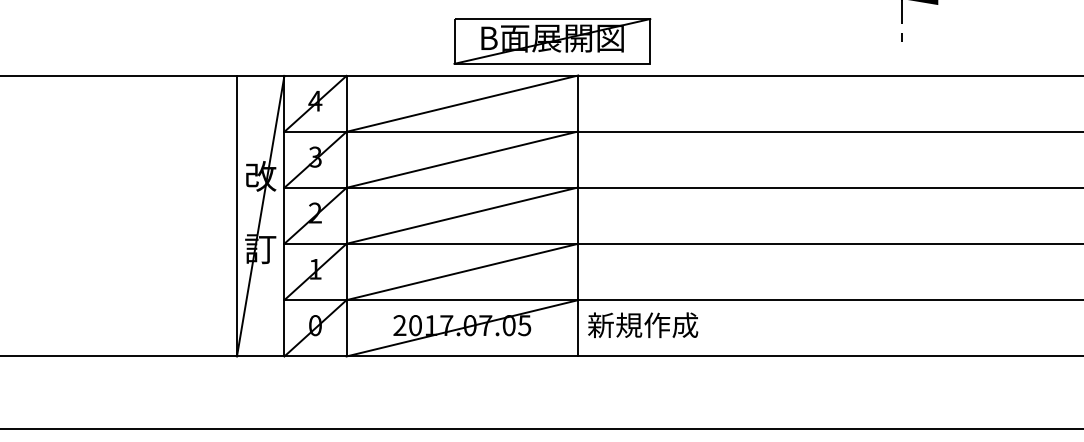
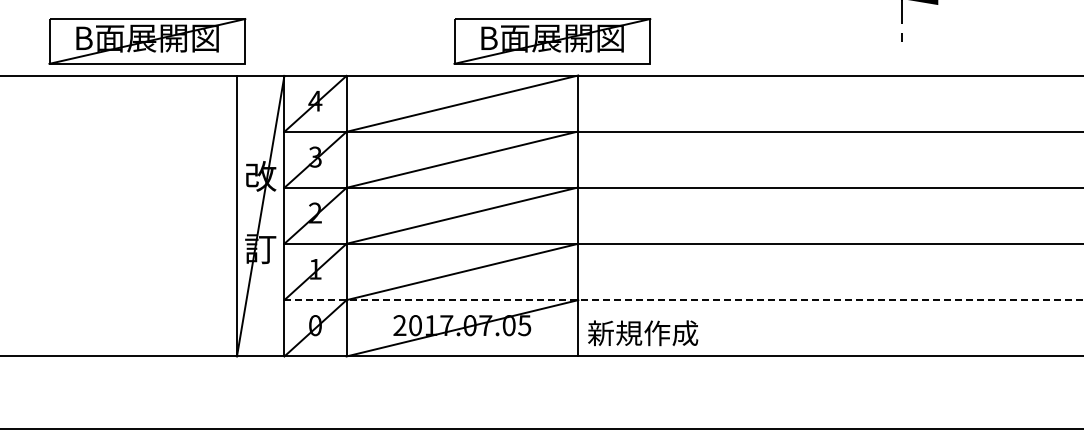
part: none -> present (147, 41)
line: solid -> dashed (684, 300)
text position: (643, 325) -> (643, 333) (643, 333)
